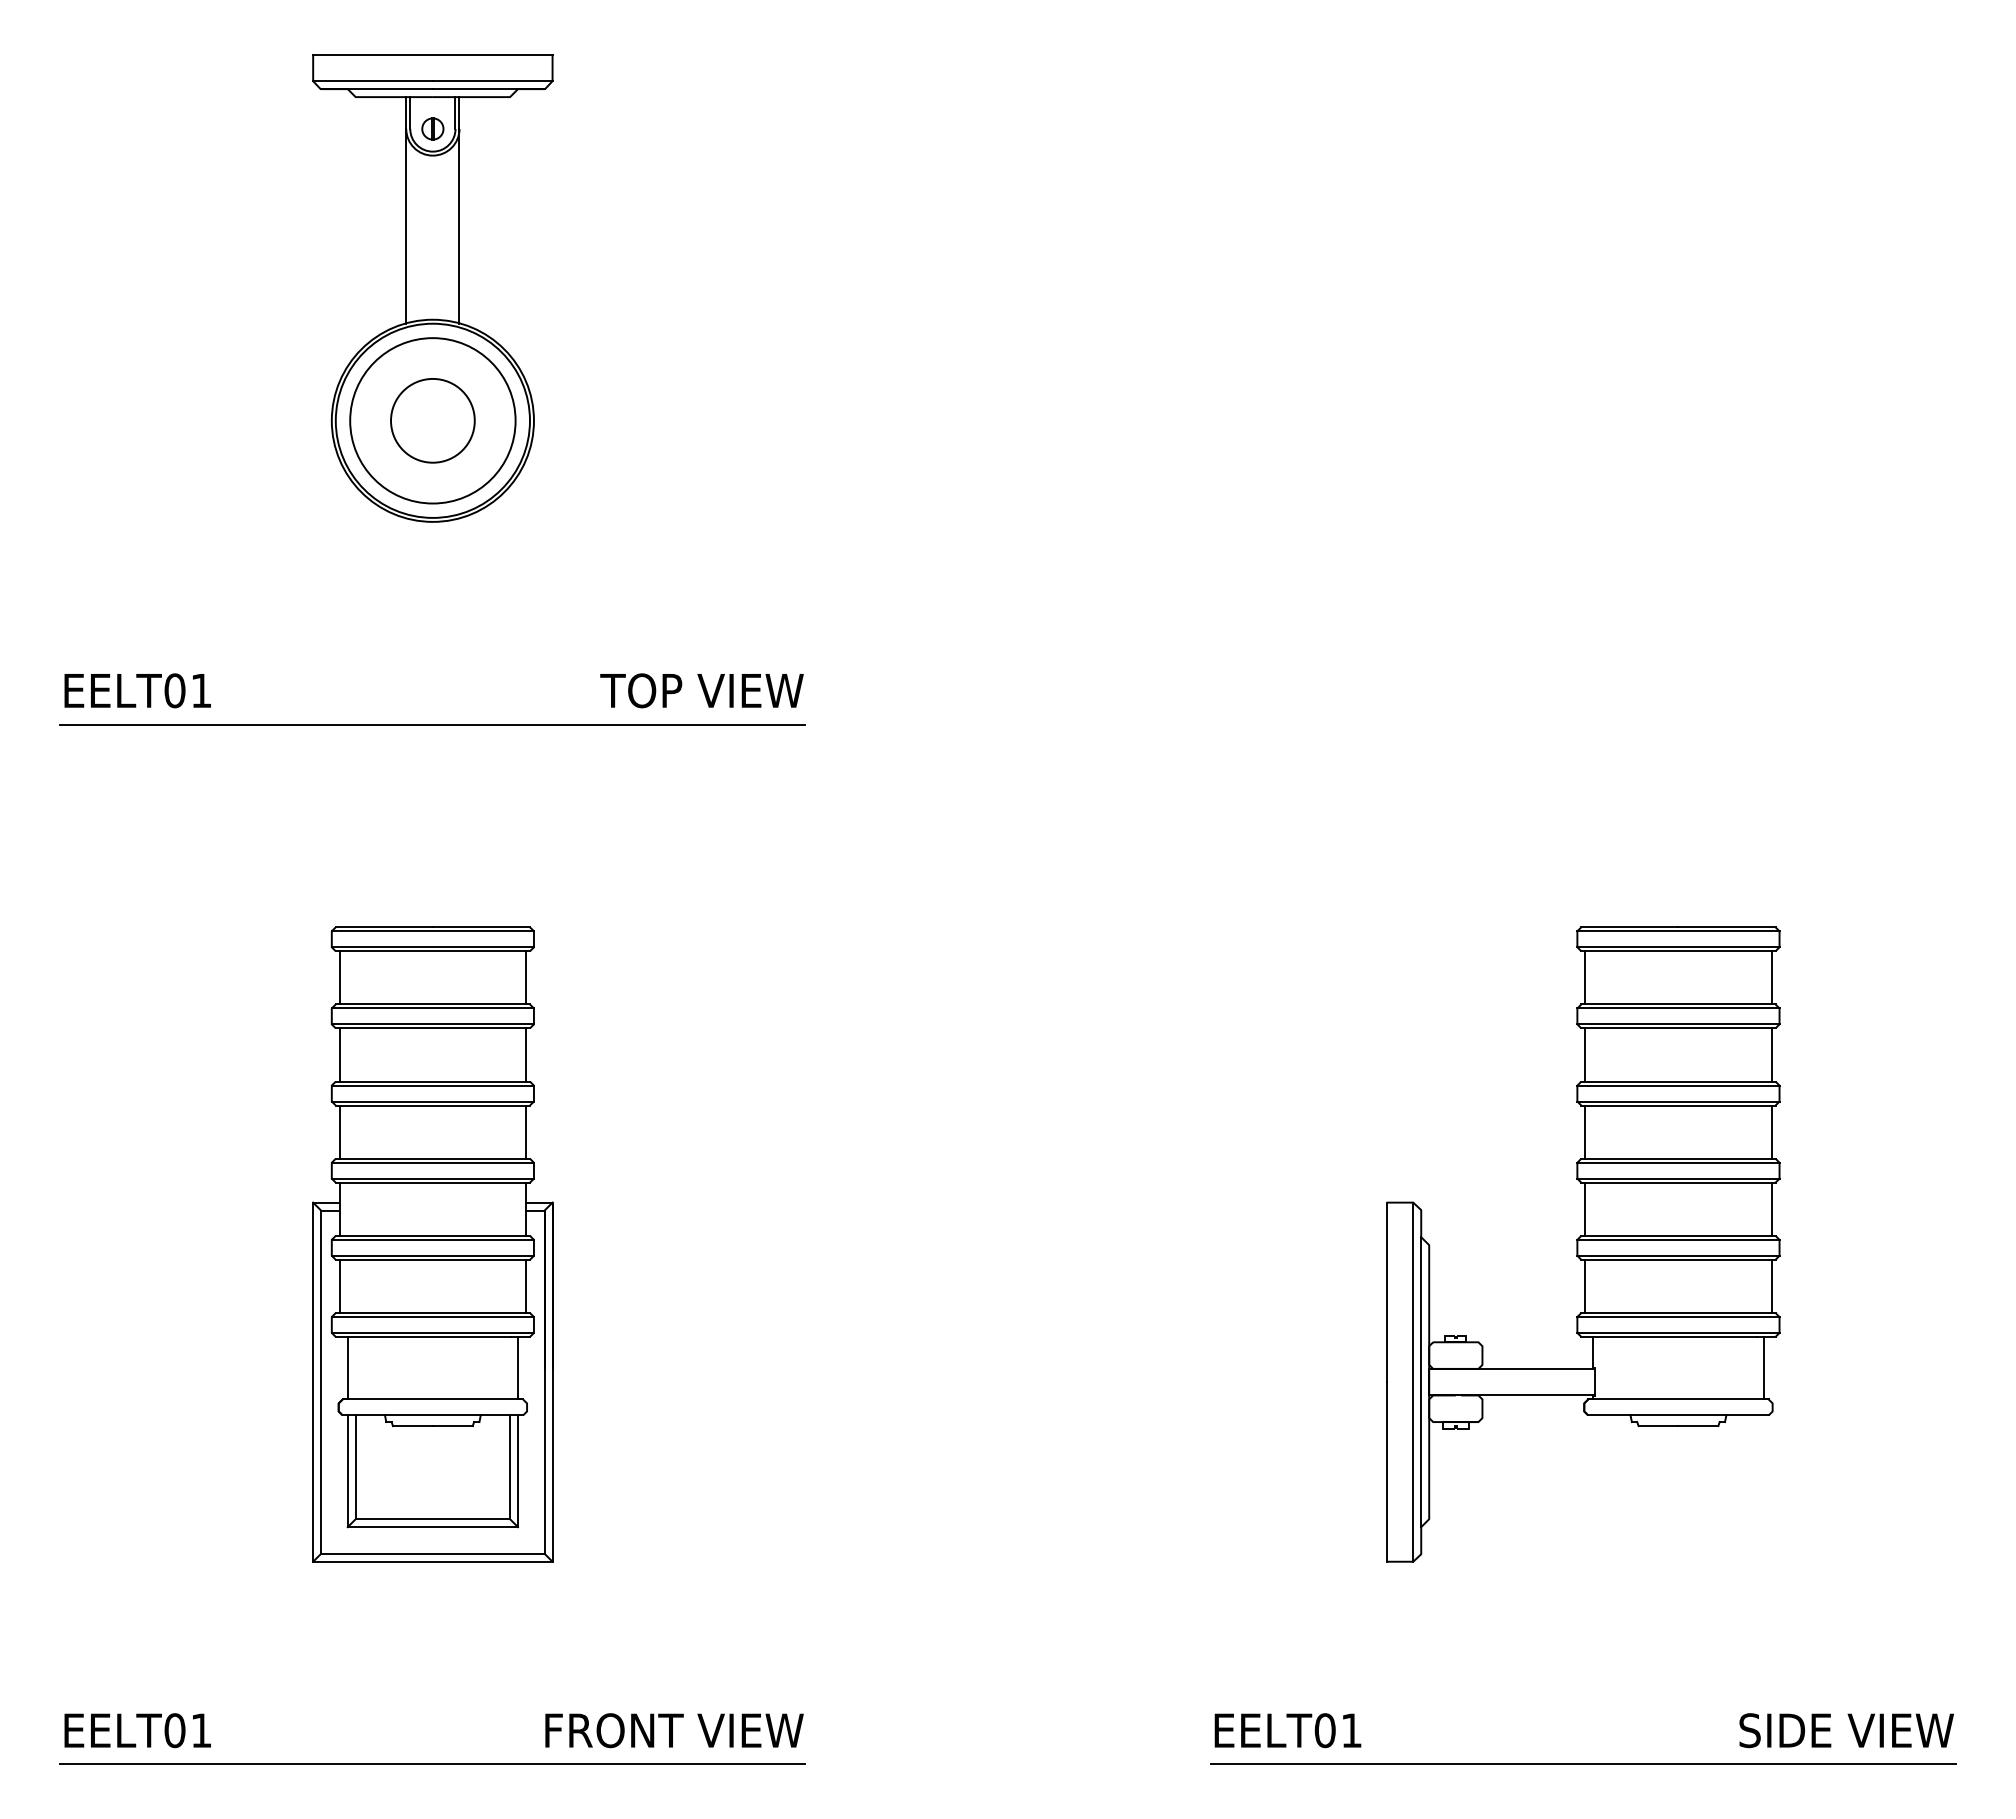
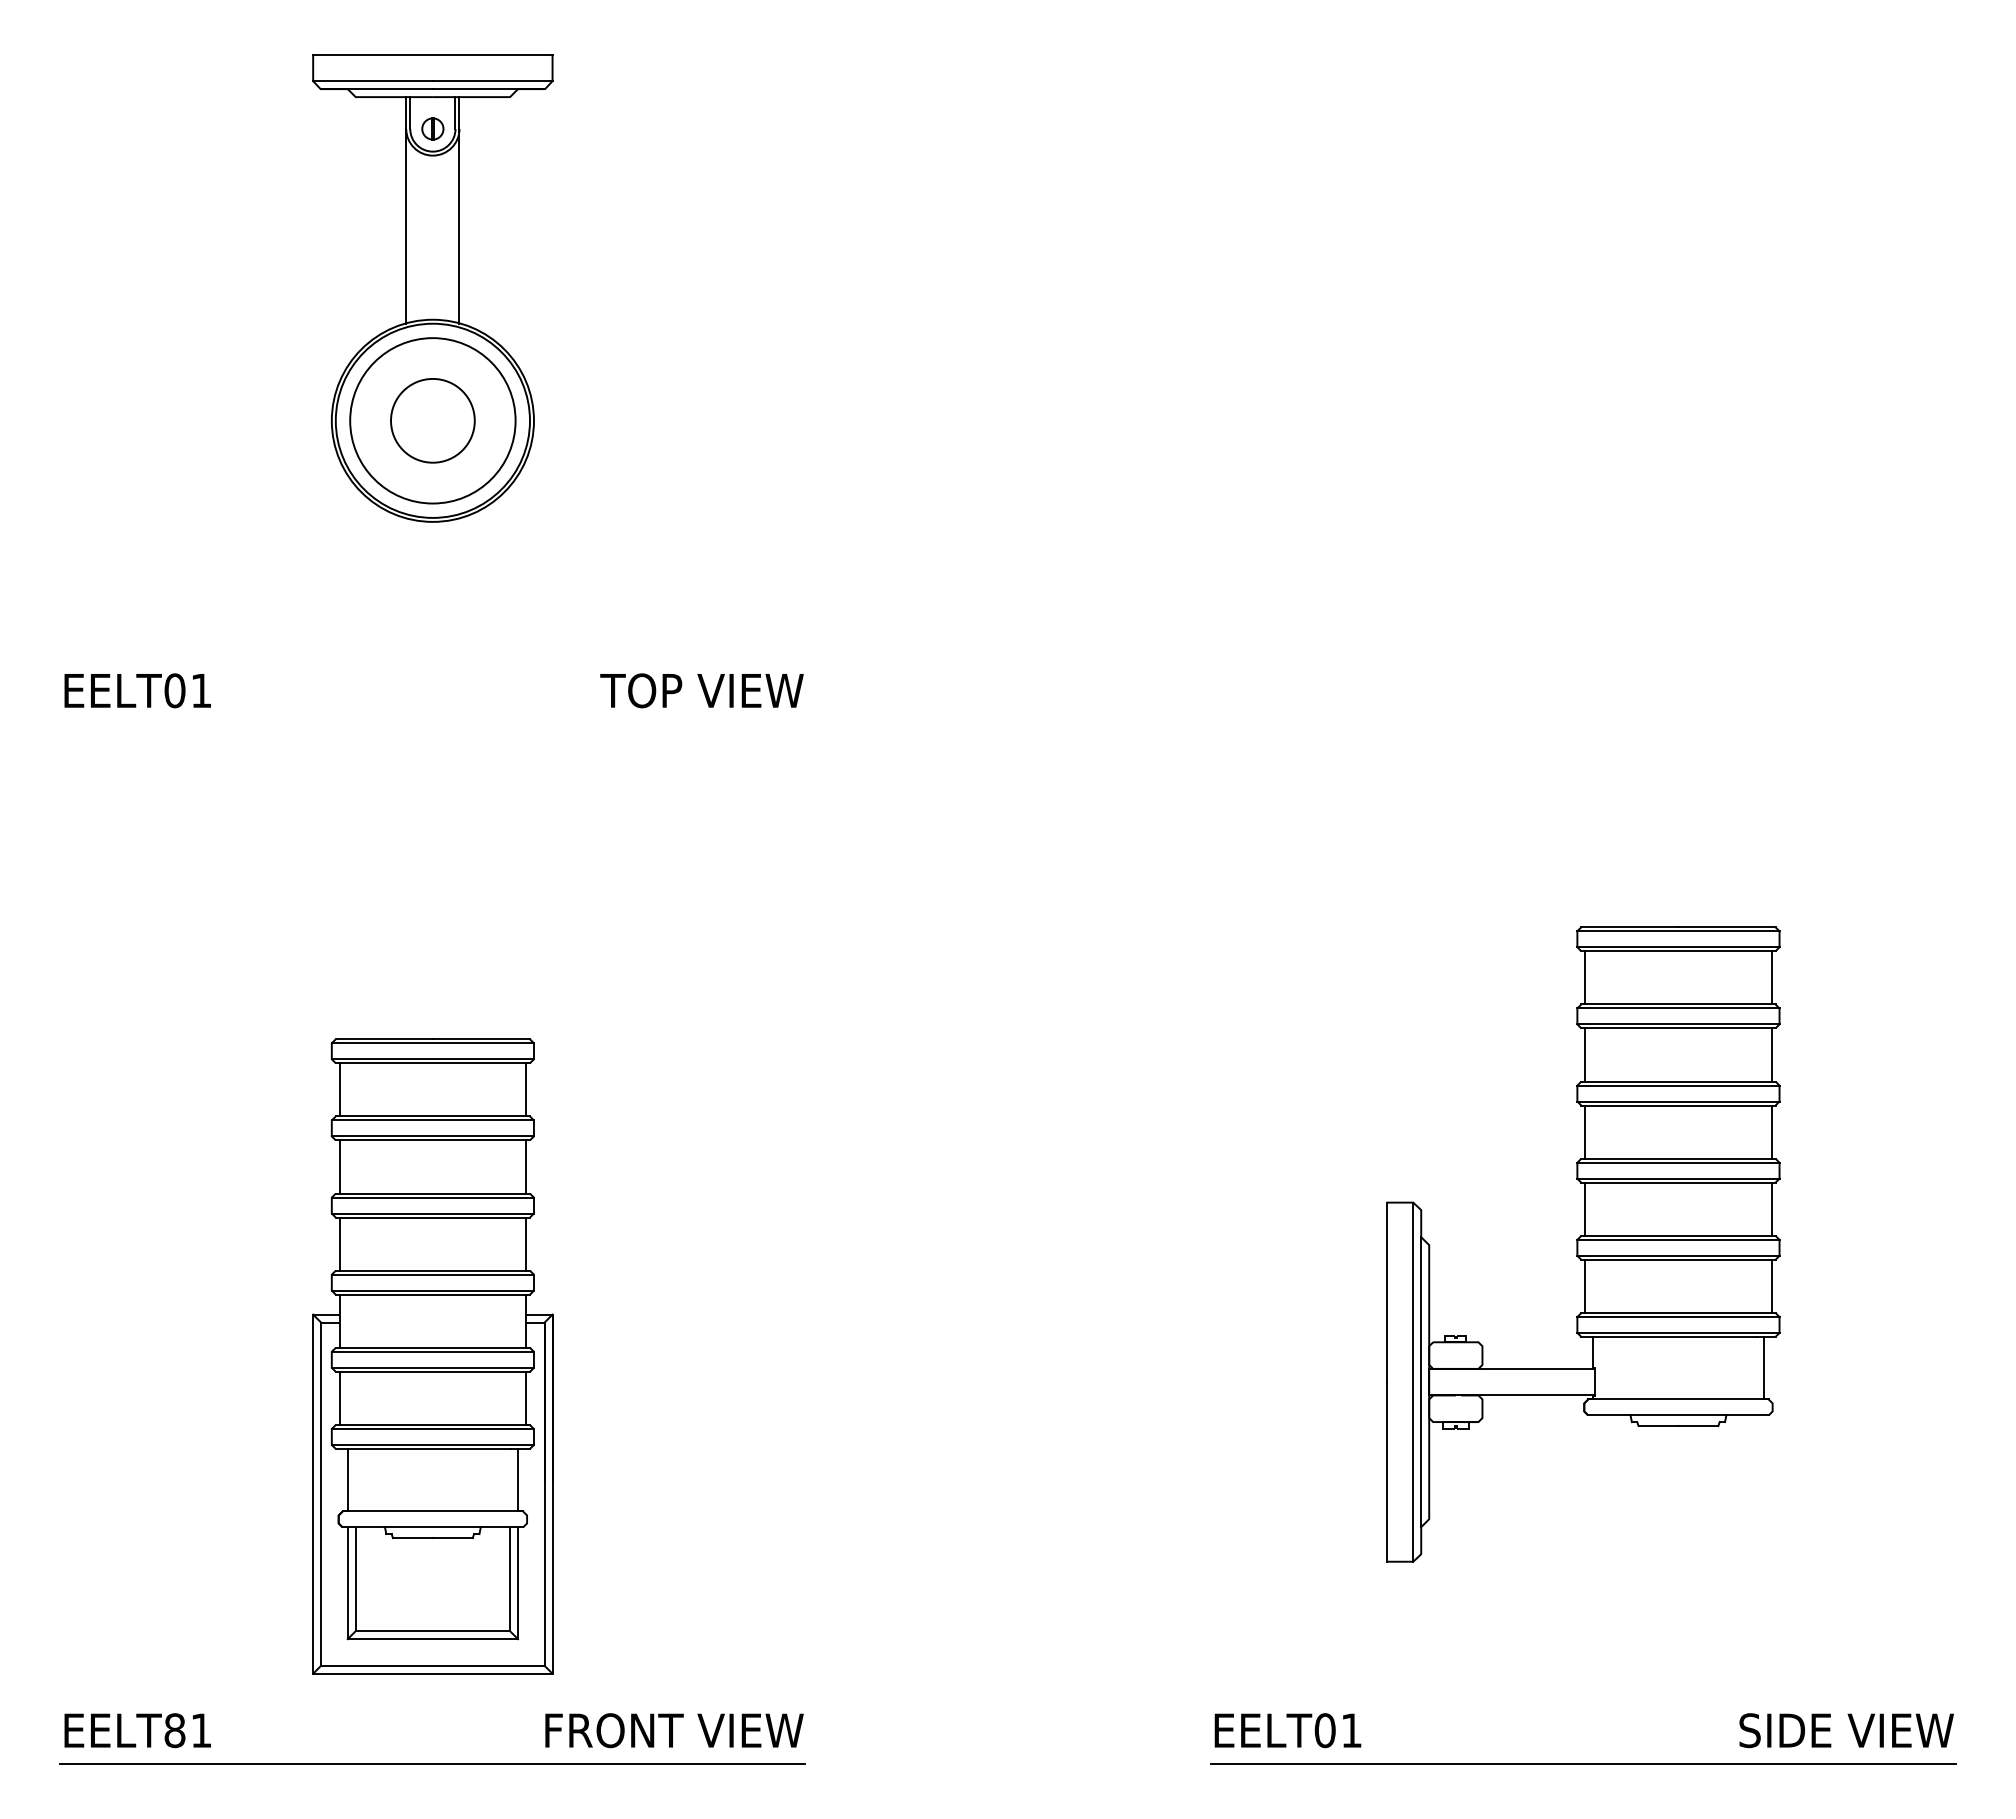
line: present -> none (432, 724)
part position: (432, 1244) -> (432, 1356) (432, 1356)
text: EELT01 -> EELT81 (174, 1730)
